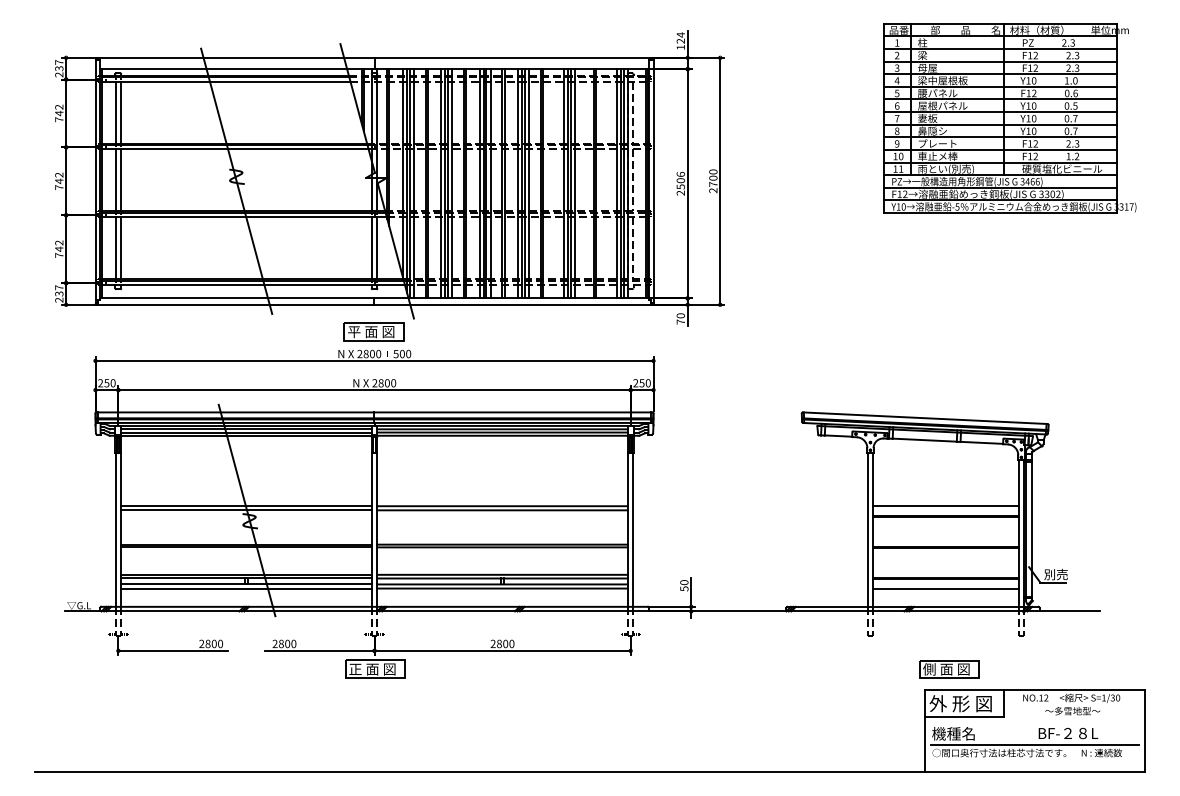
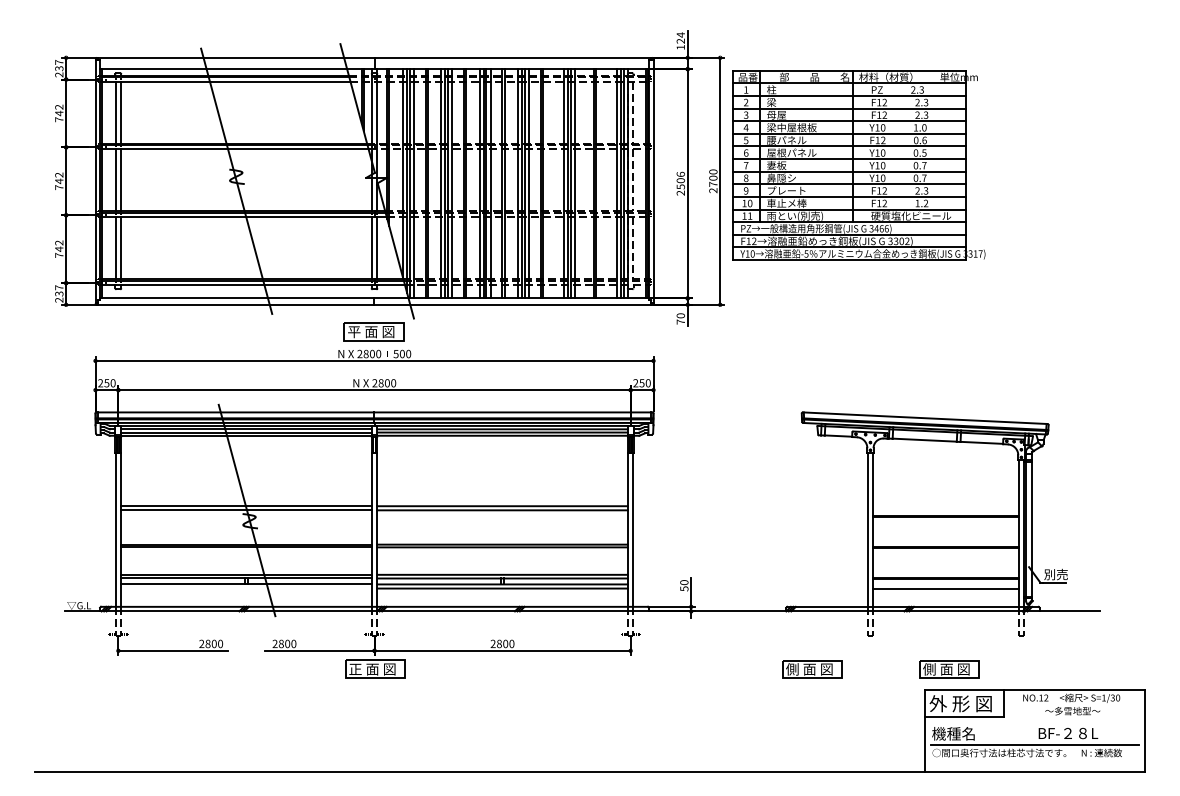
part position: (1009, 118) -> (858, 165) (858, 165)
line: present -> none (945, 506)
line: present -> none (246, 588)
part: none -> present (812, 669)
